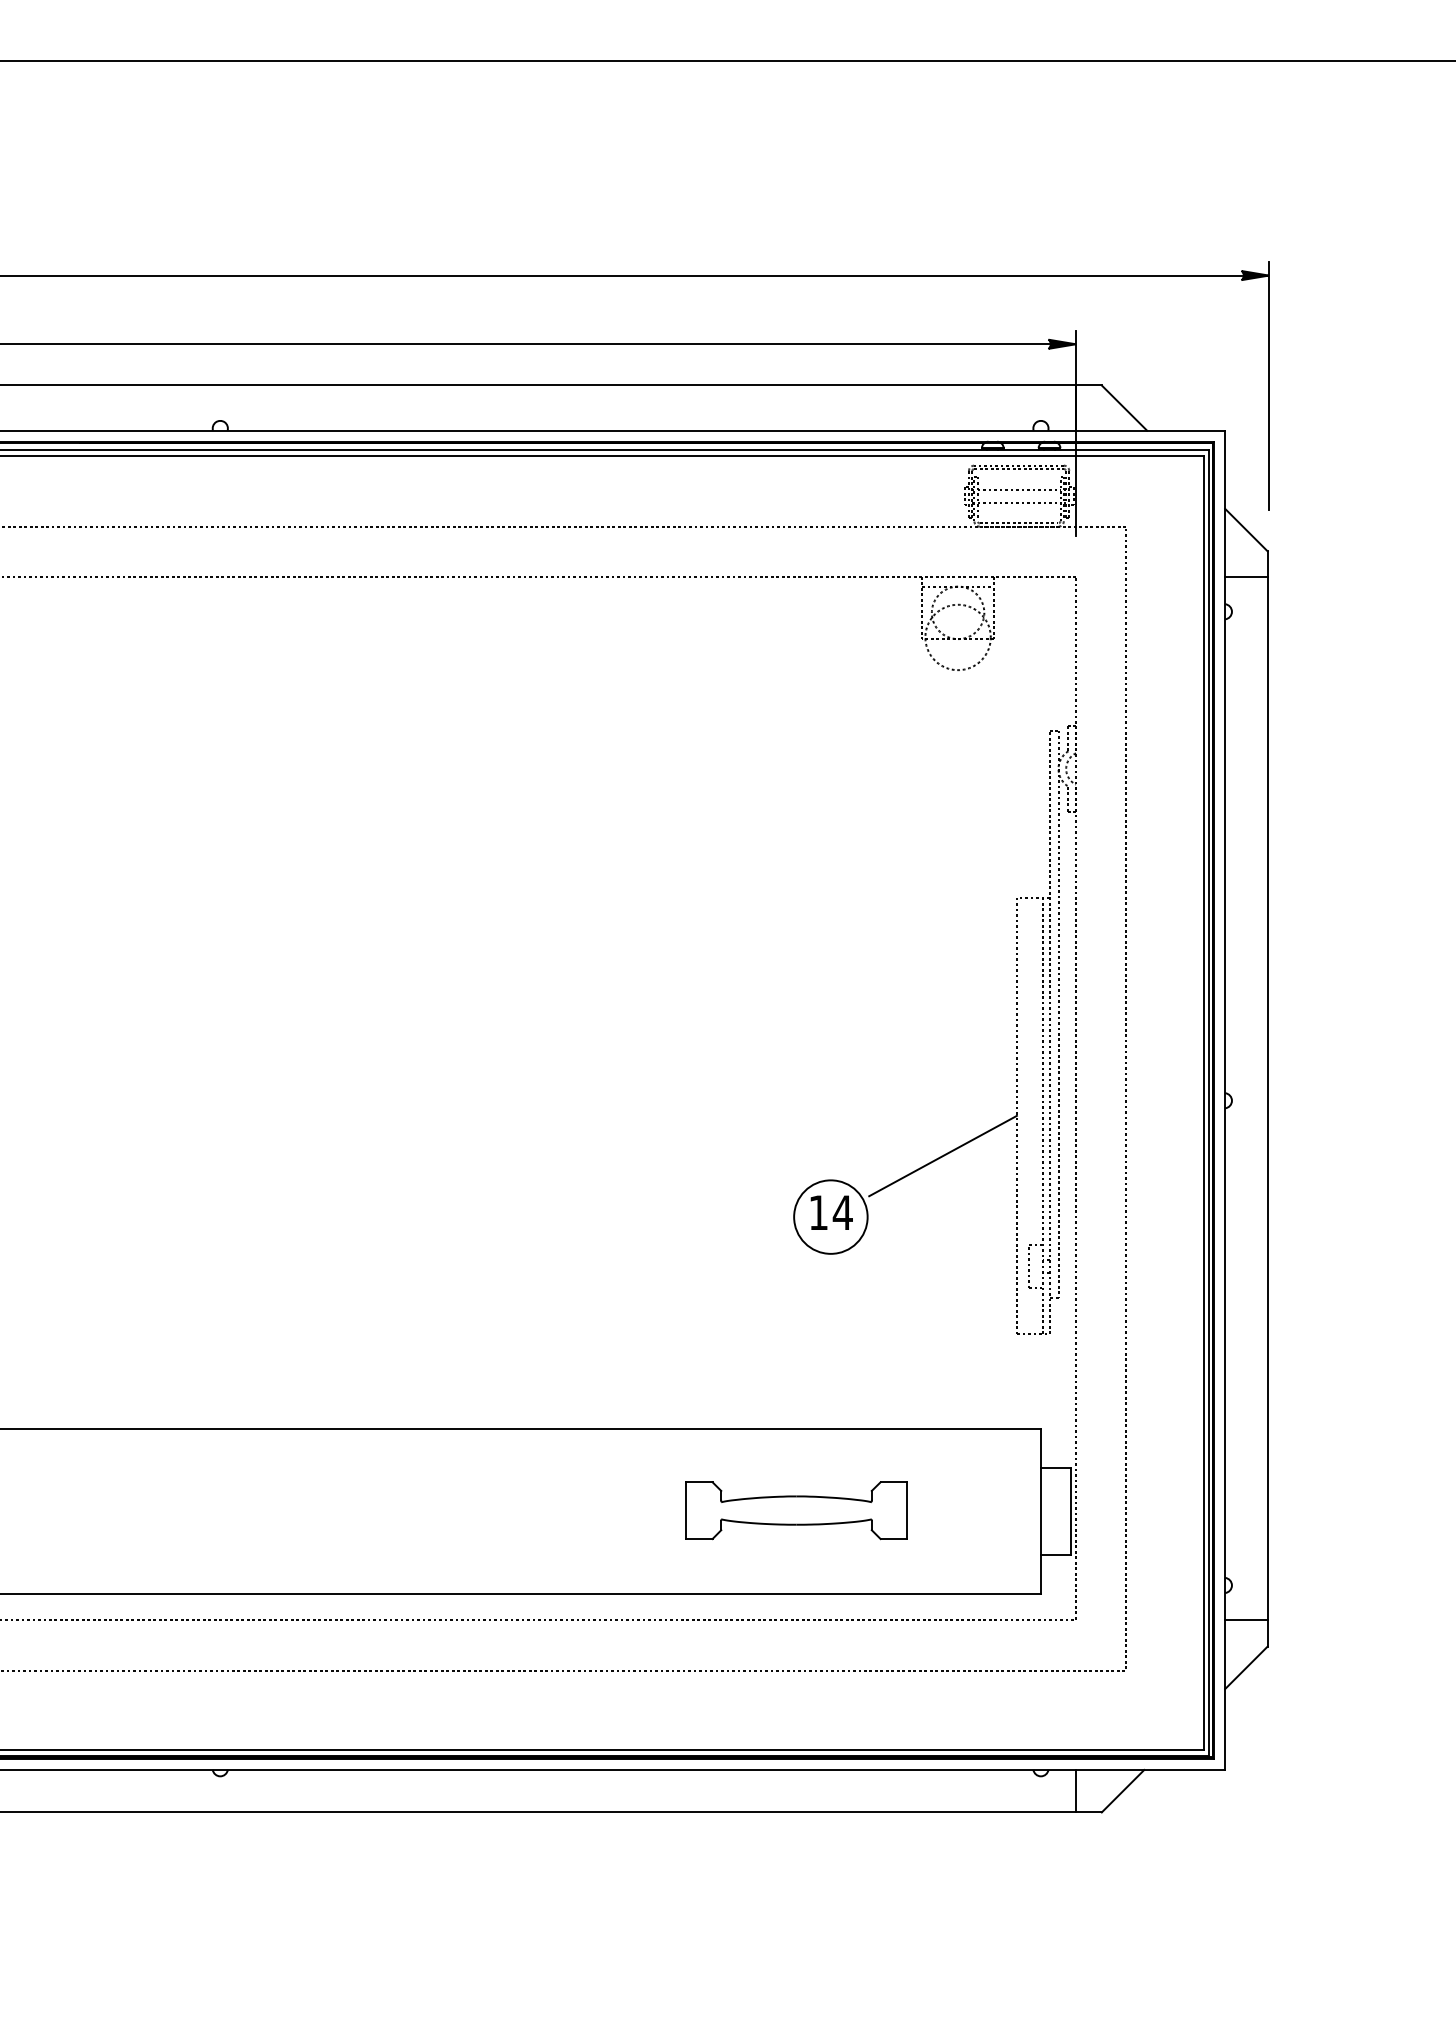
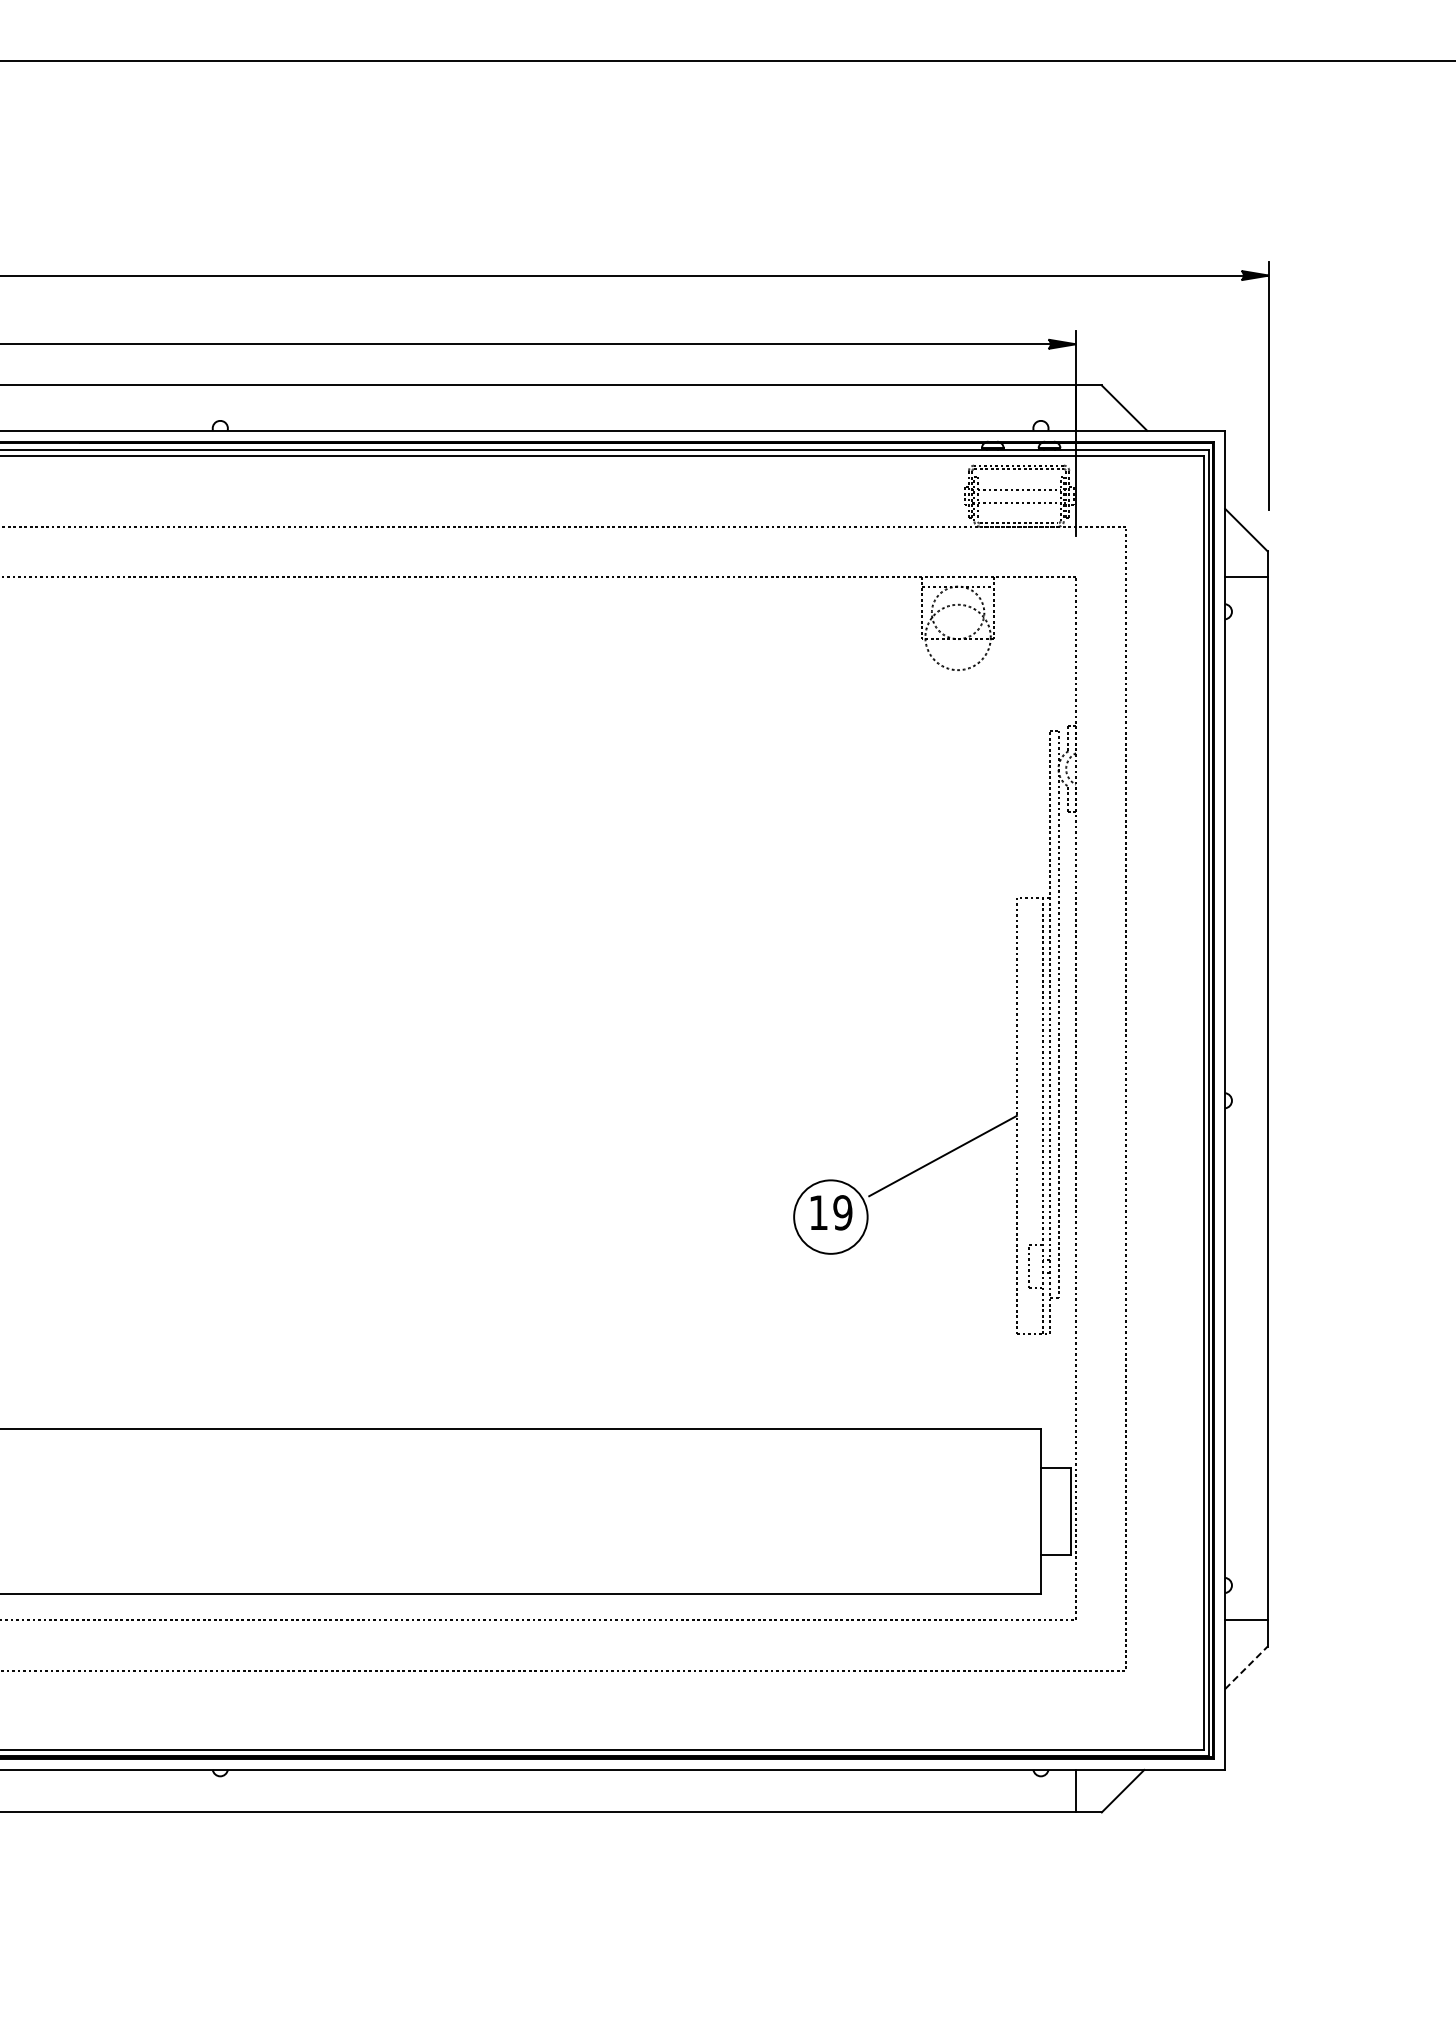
text: 14 -> 19 (842, 1212)
part: present -> none (796, 1510)
line: solid -> dashed (1246, 1667)
